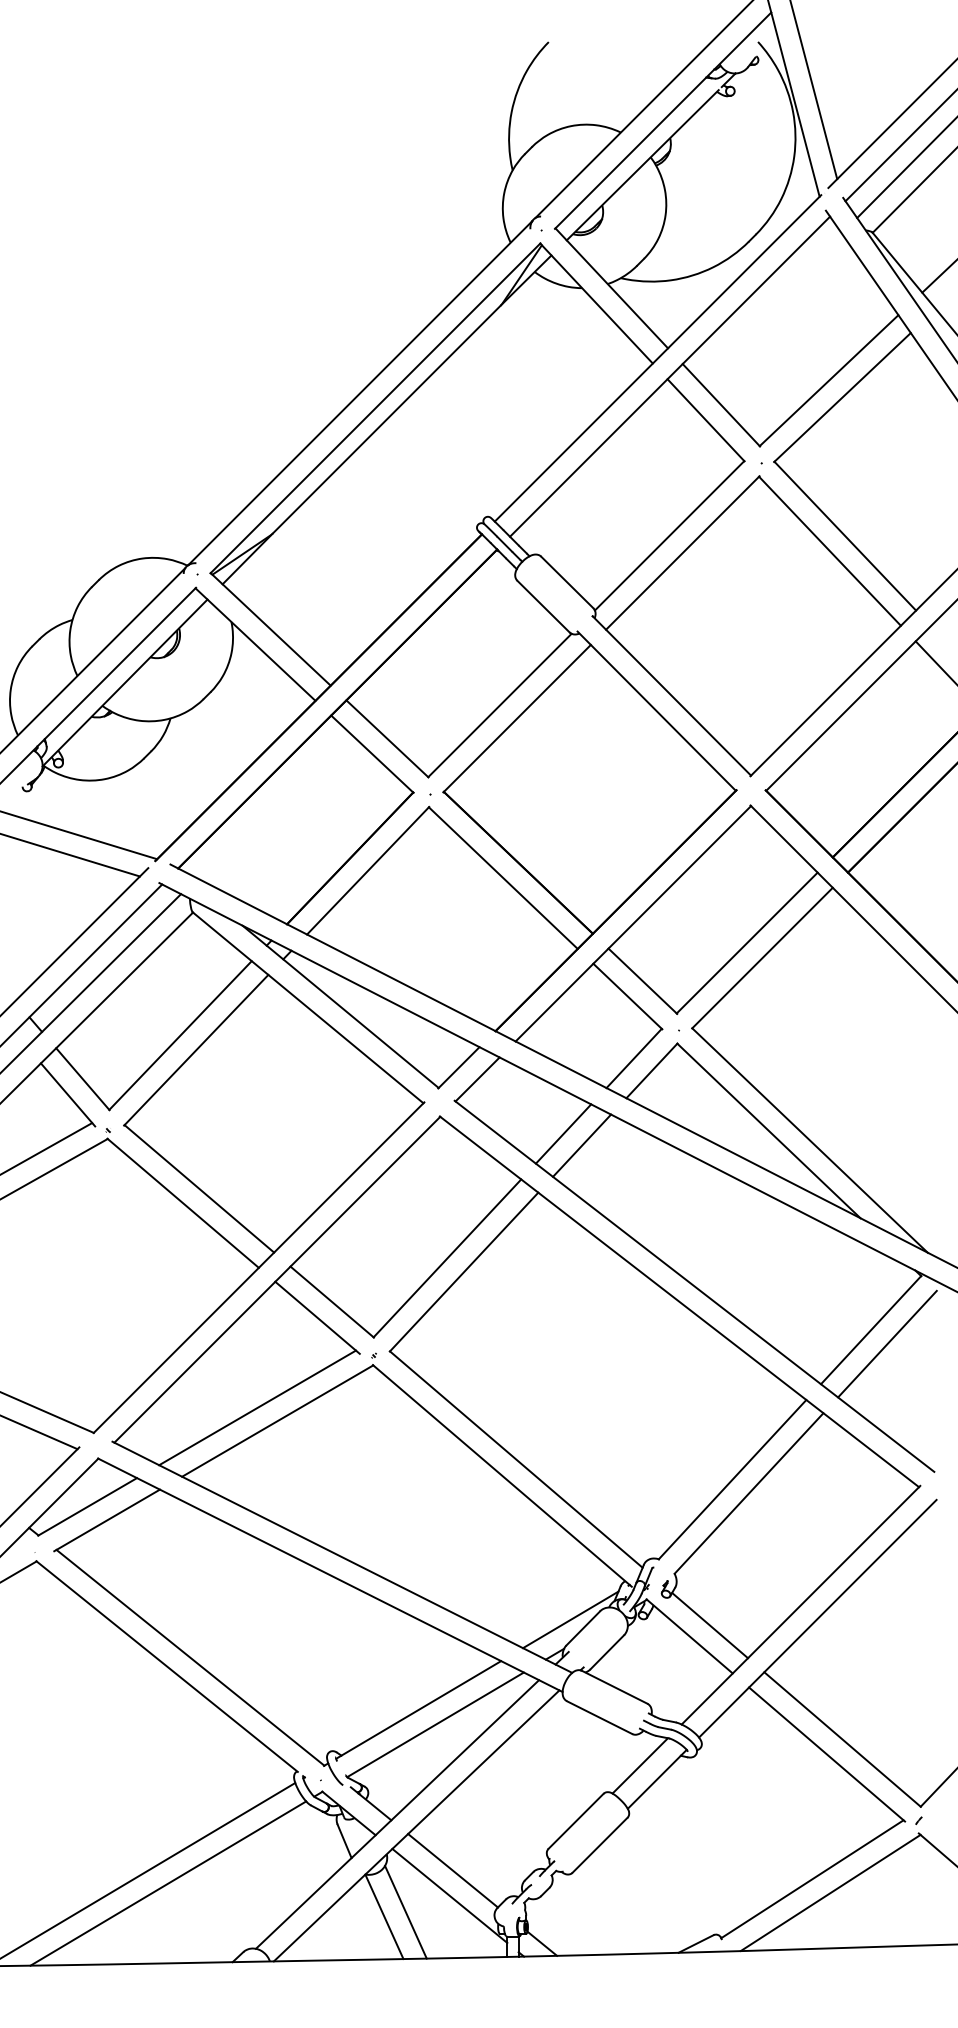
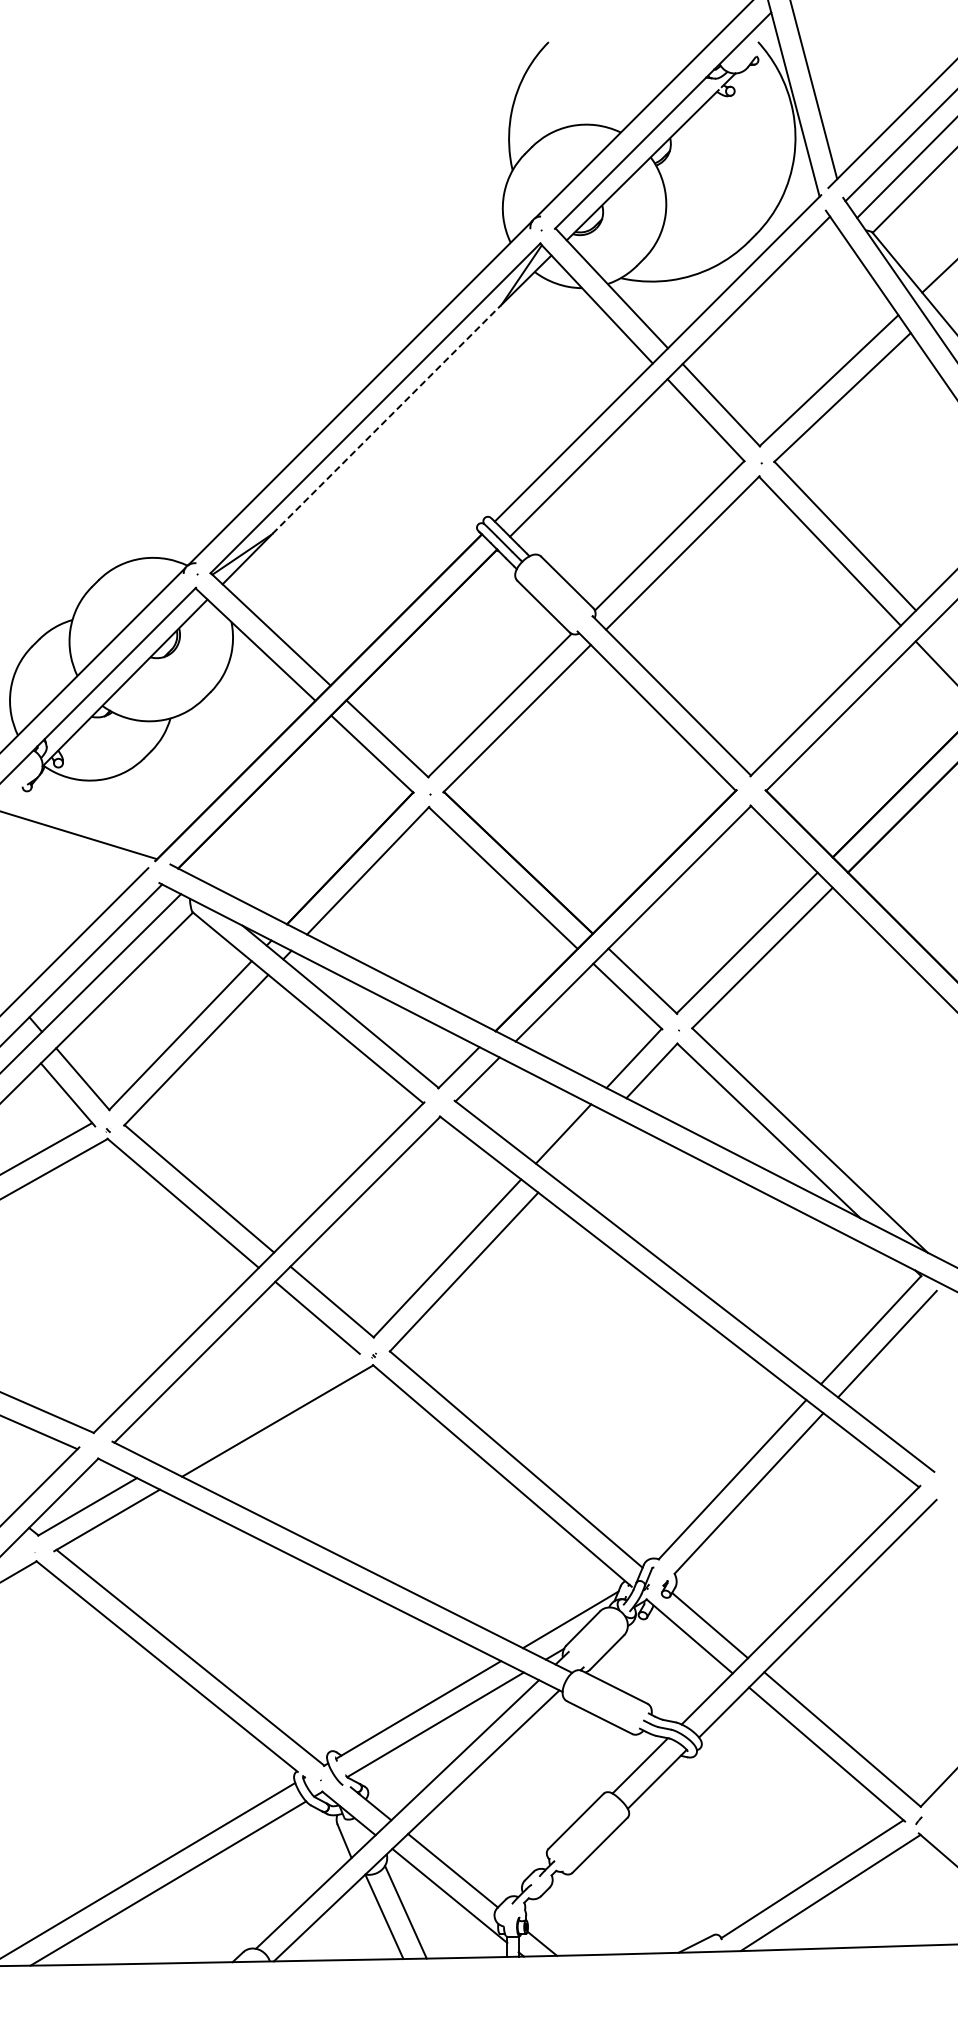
line: solid -> dashed (386, 419)
line: present -> none (70, 855)
line: present -> none (582, 1145)
line: present -> none (257, 1407)
